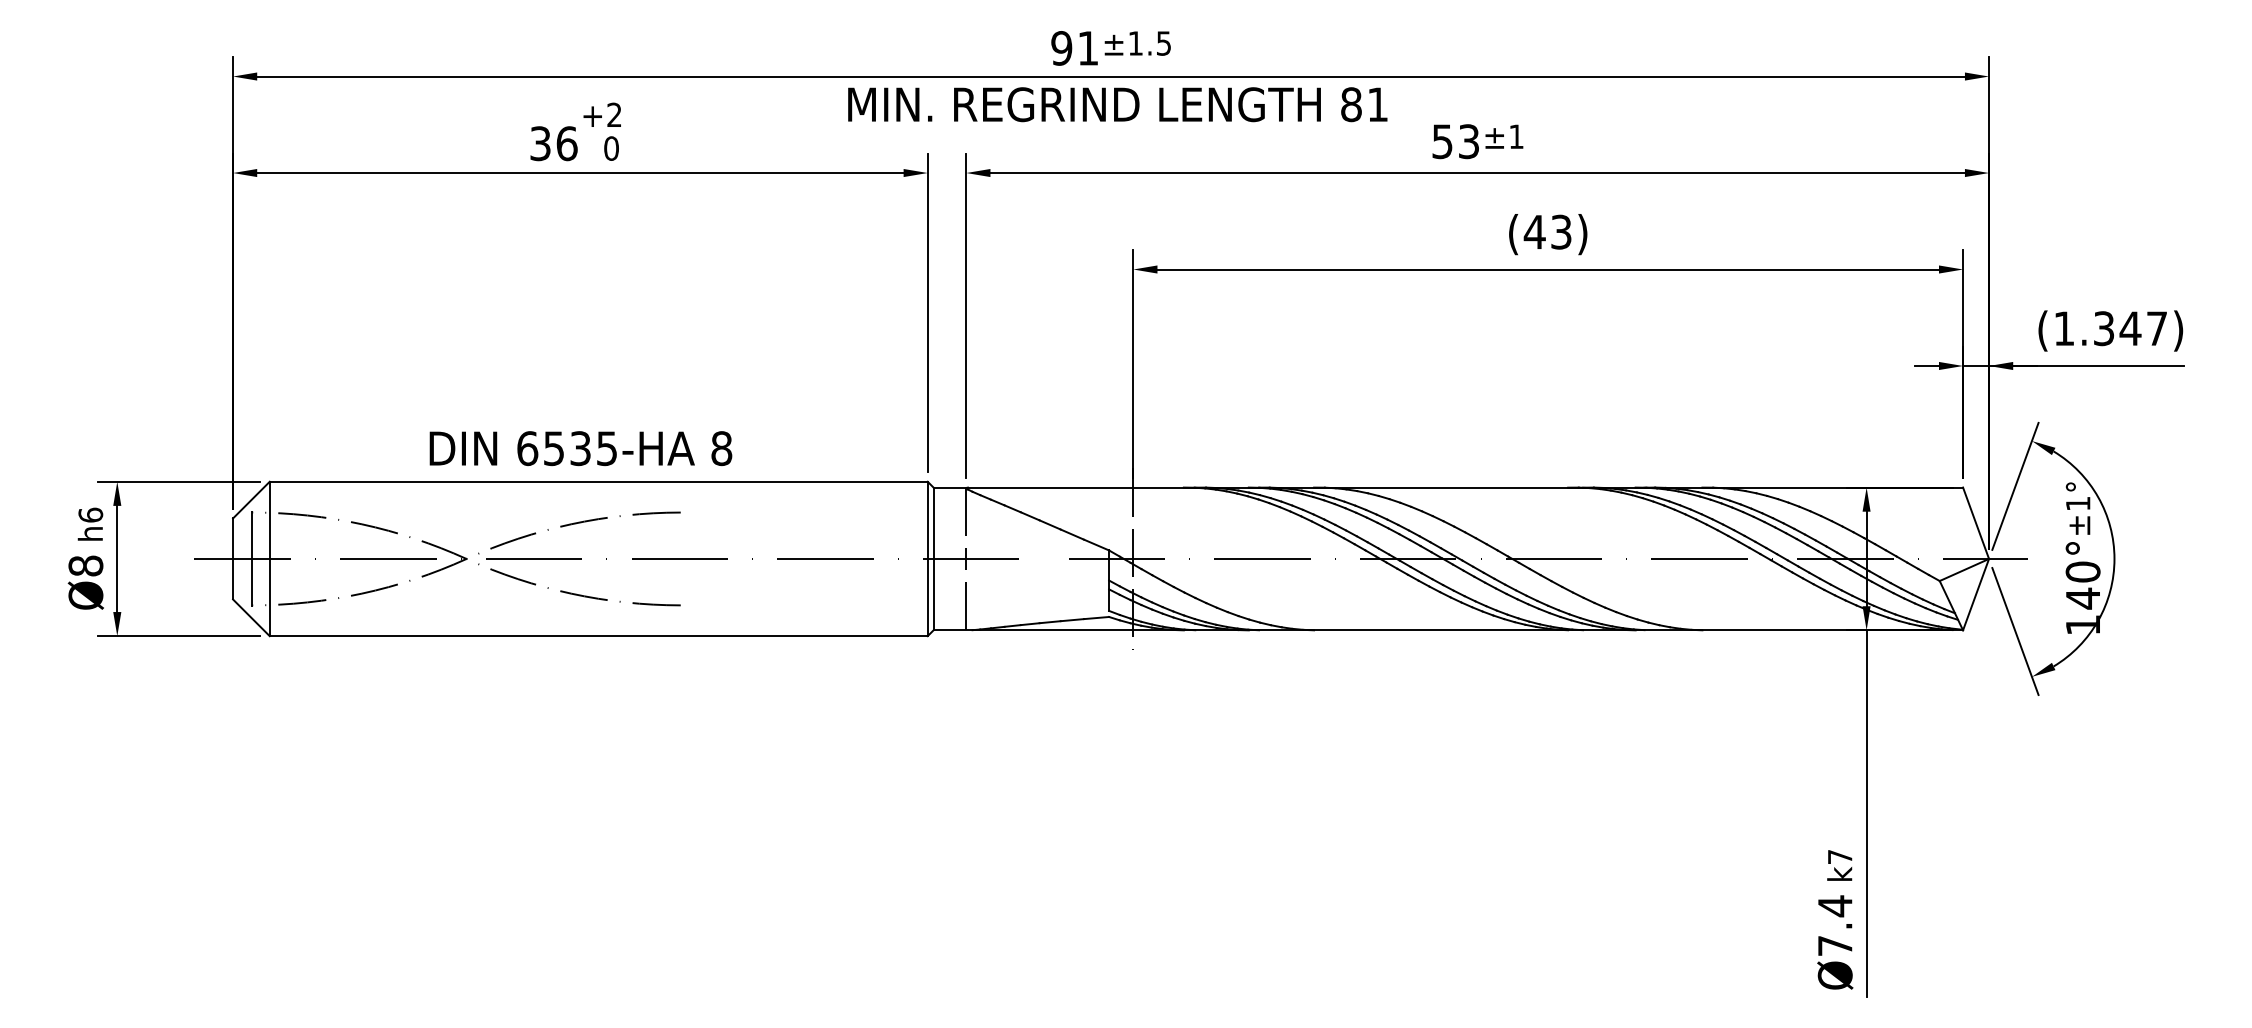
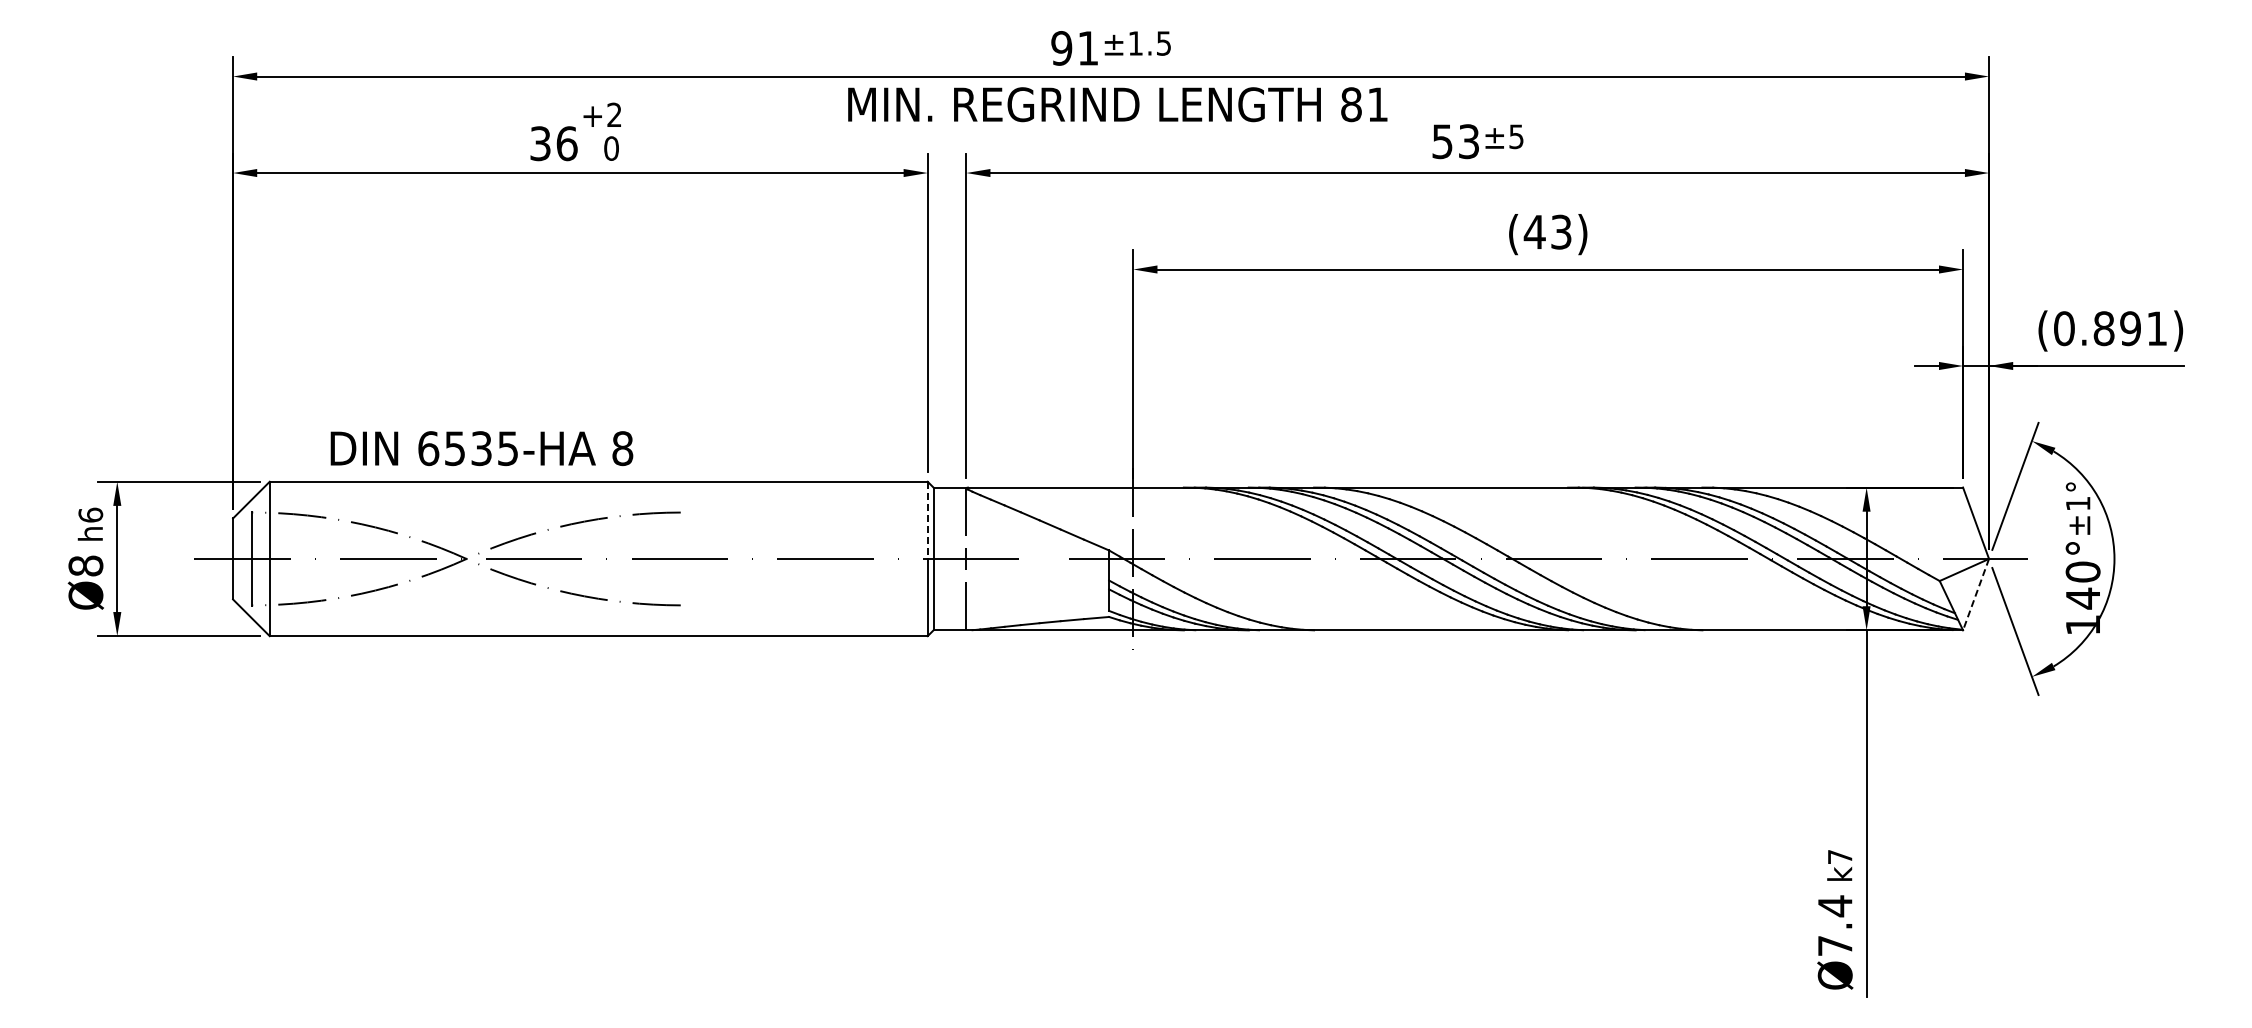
text: ±1 -> ±5 (1516, 136)
text: (1.347) -> (0.891) (2110, 328)
text position: (580, 448) -> (481, 448) (481, 448)
line: solid -> dashed (927, 520)
line: solid -> dashed (1976, 594)
